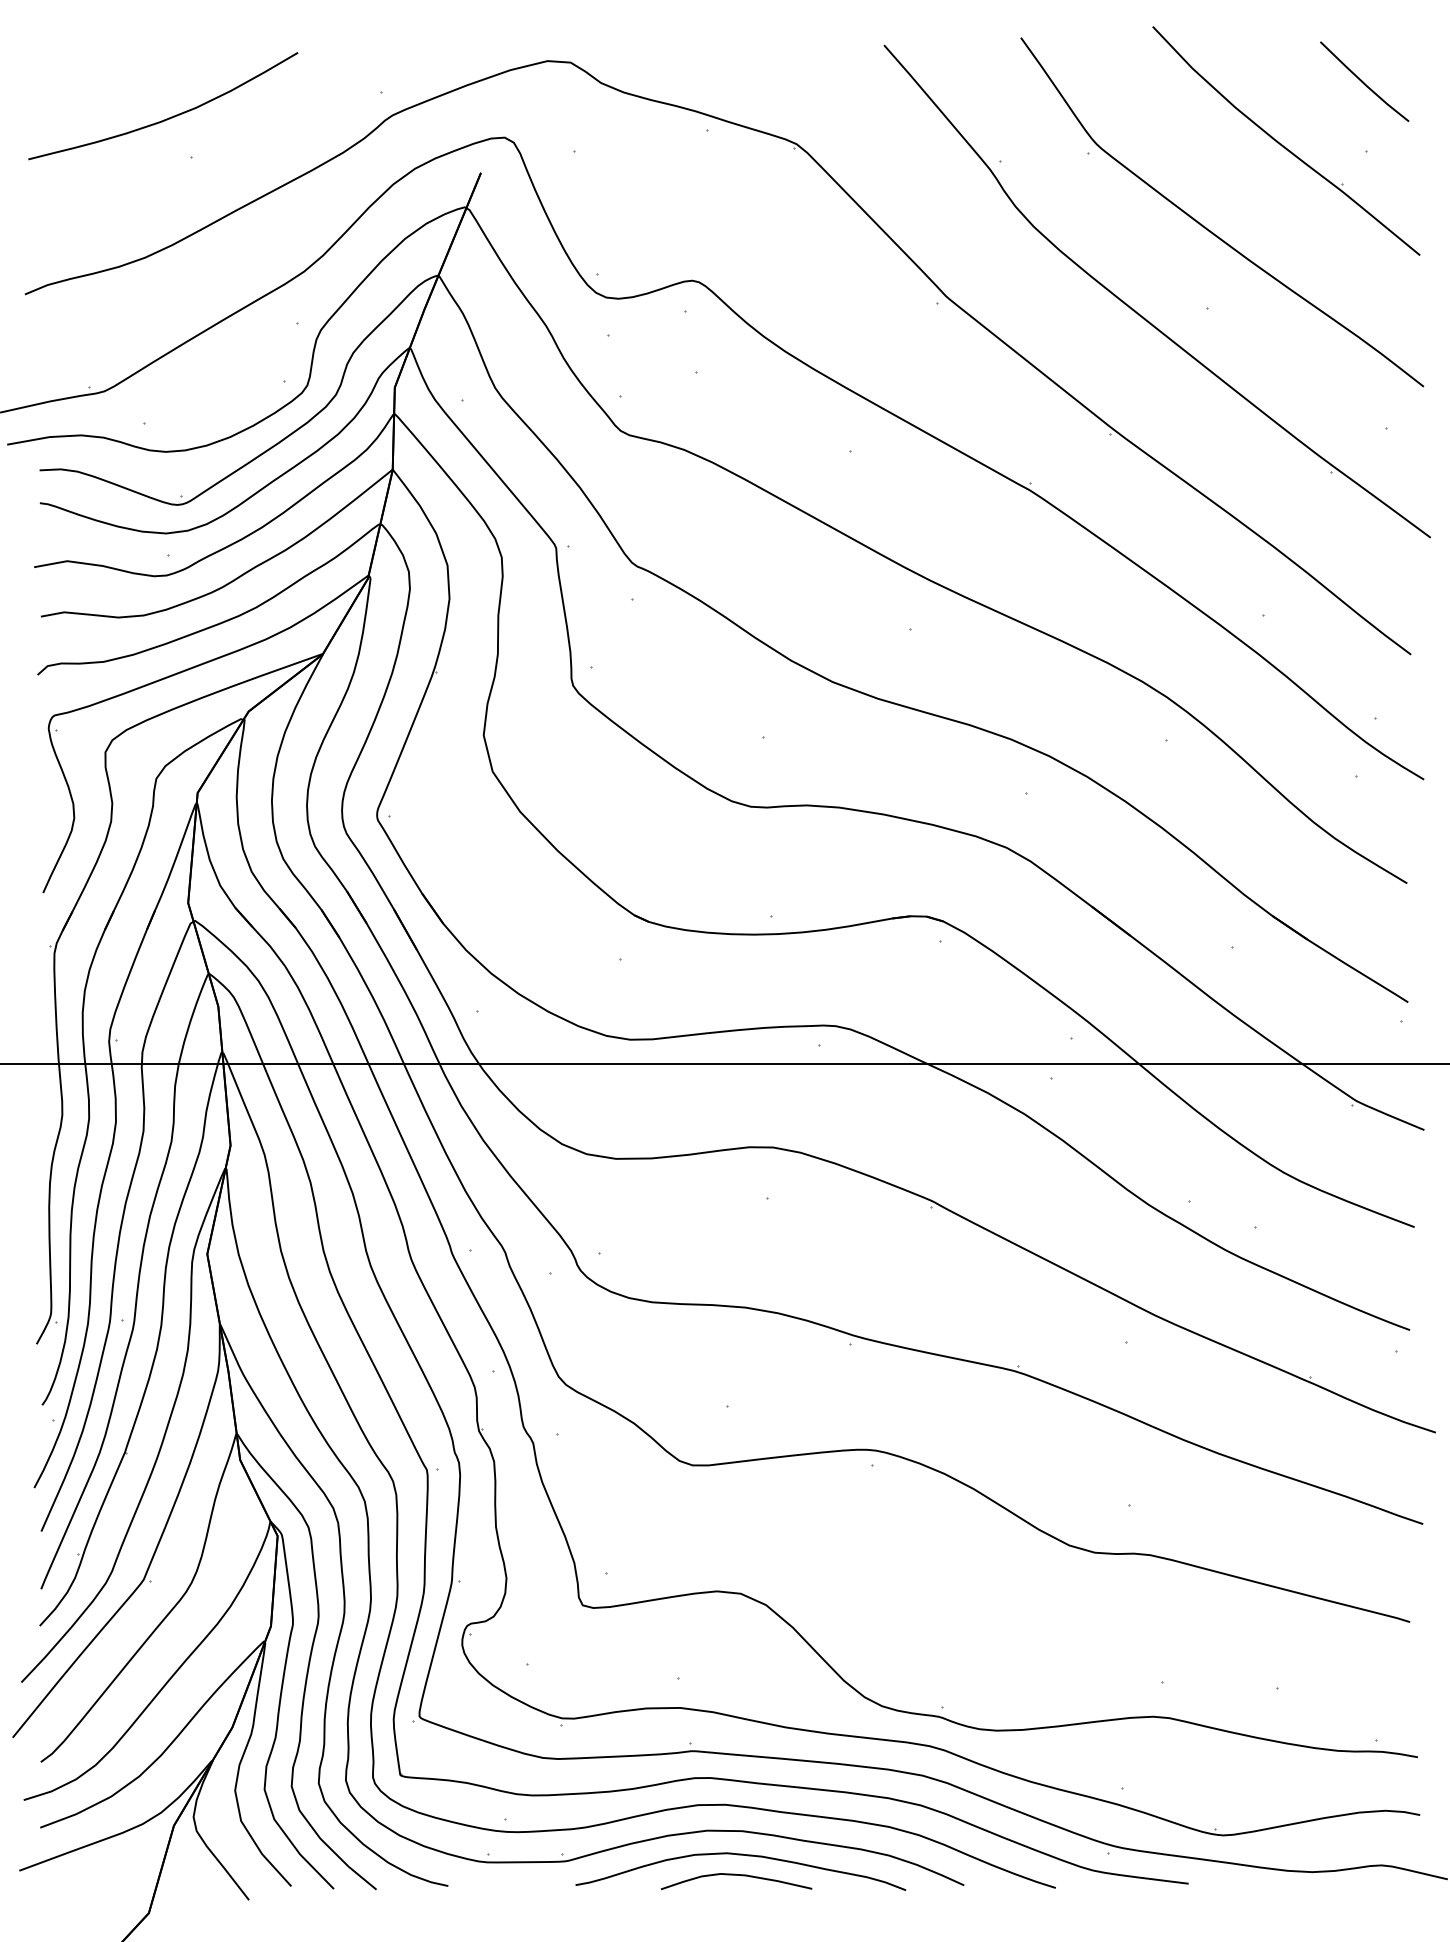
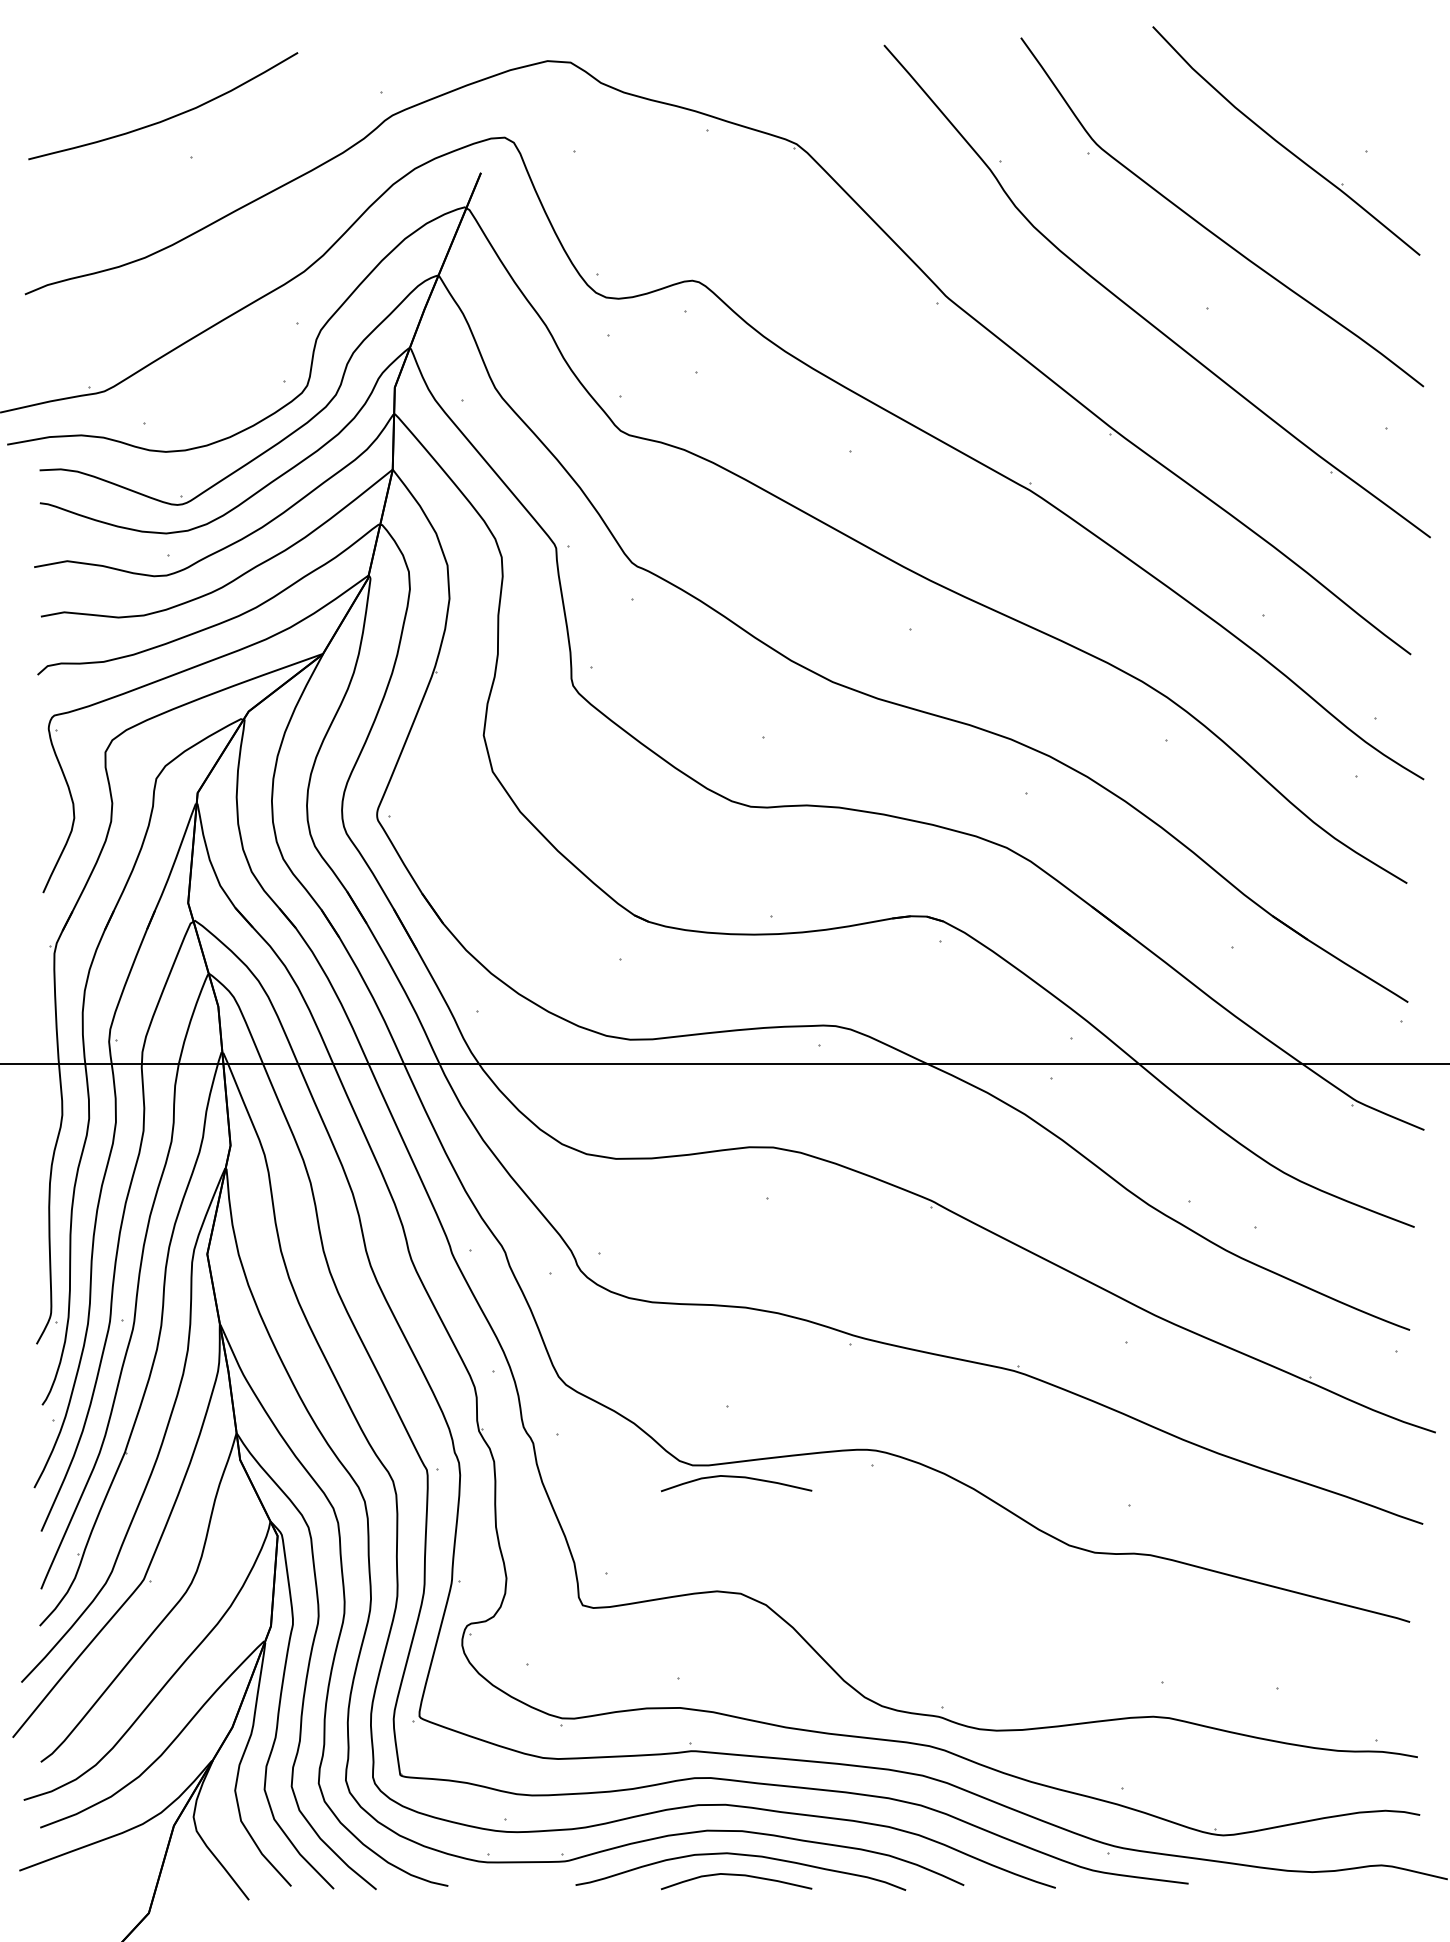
line: present -> none (1363, 81)
curve: none -> present (736, 1477)
